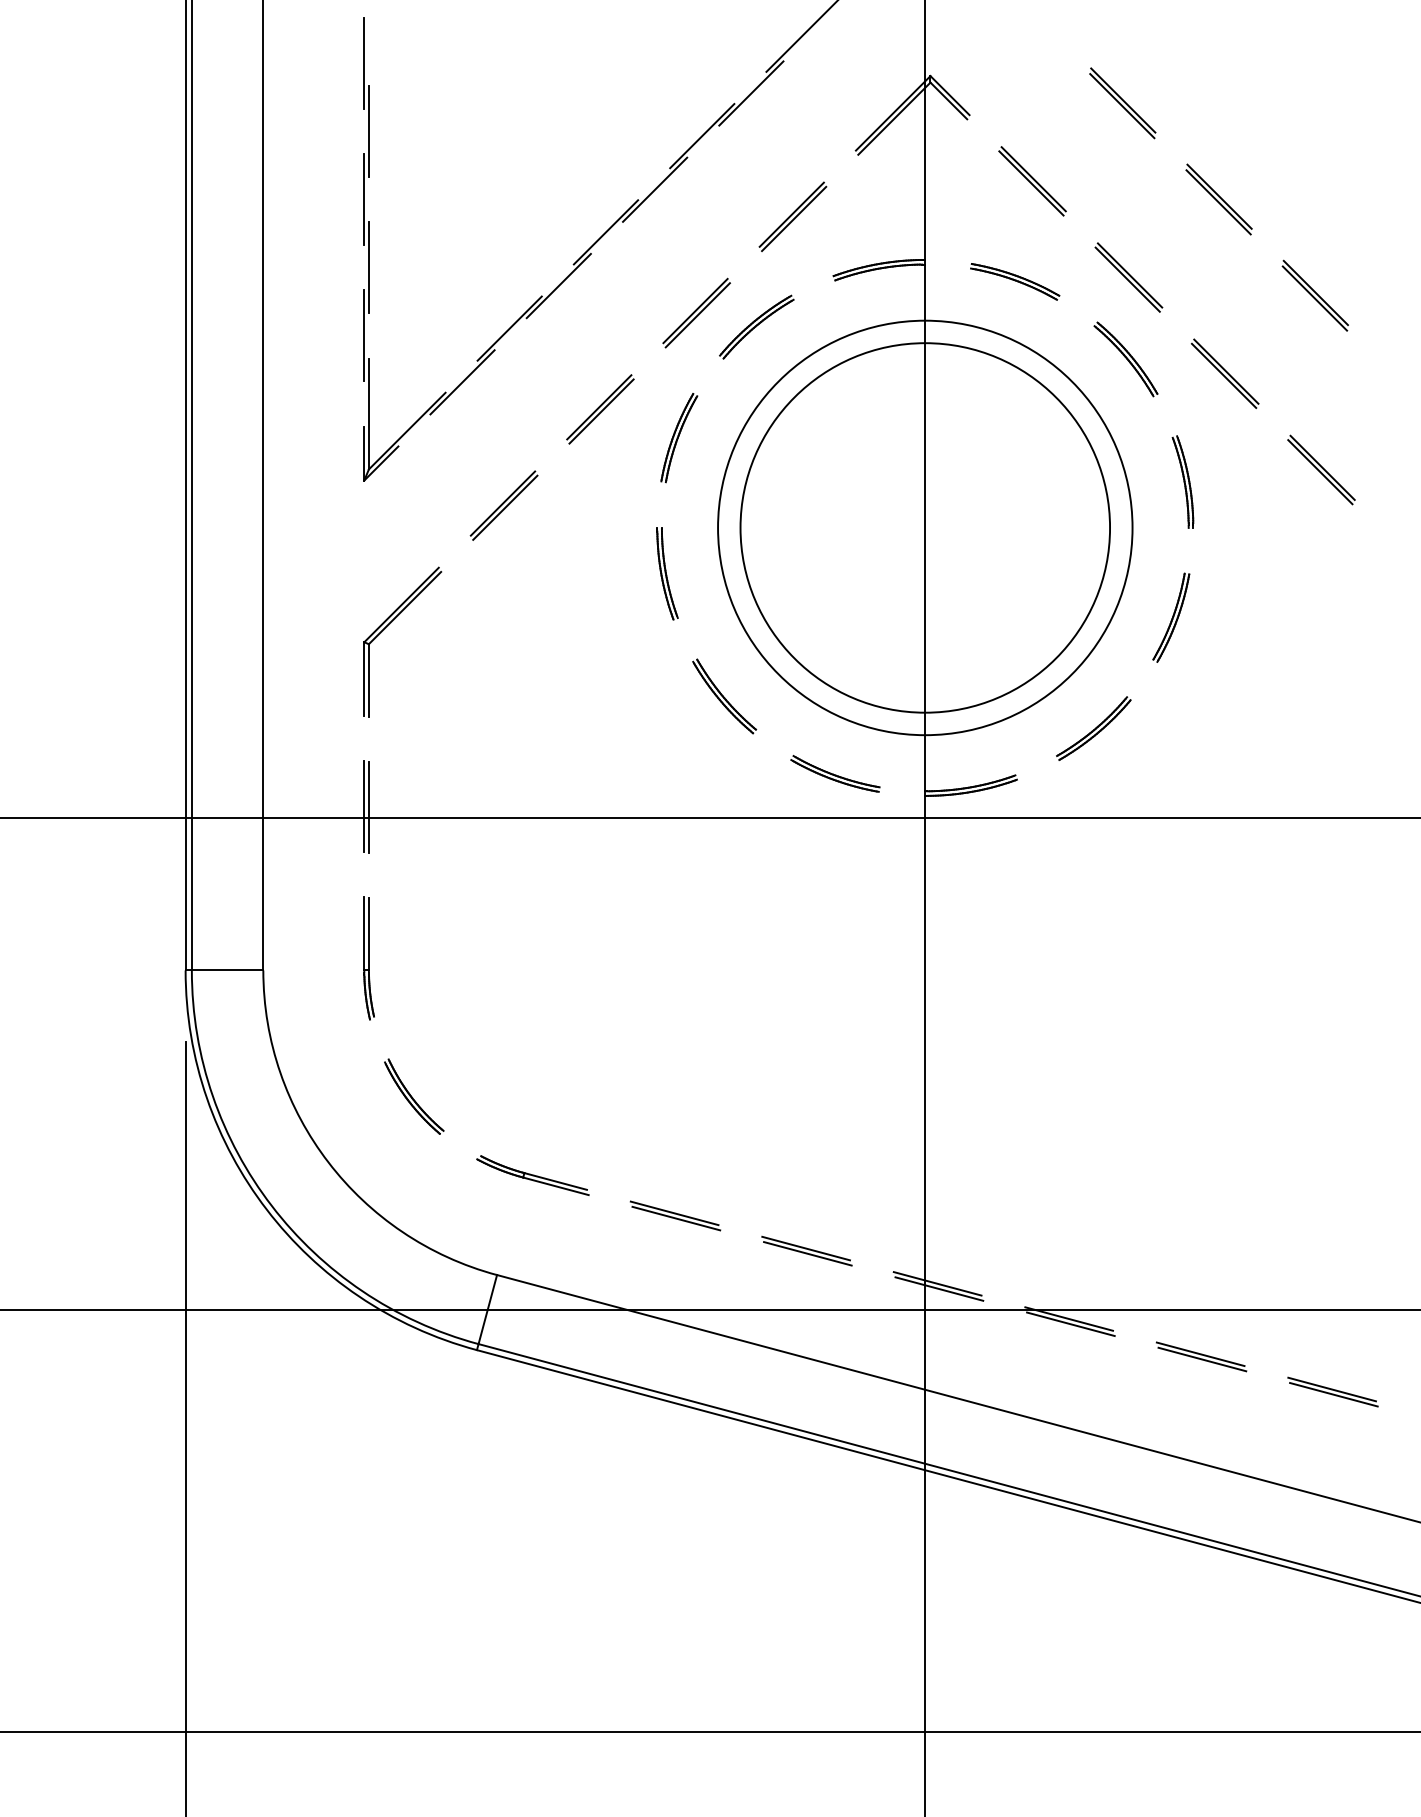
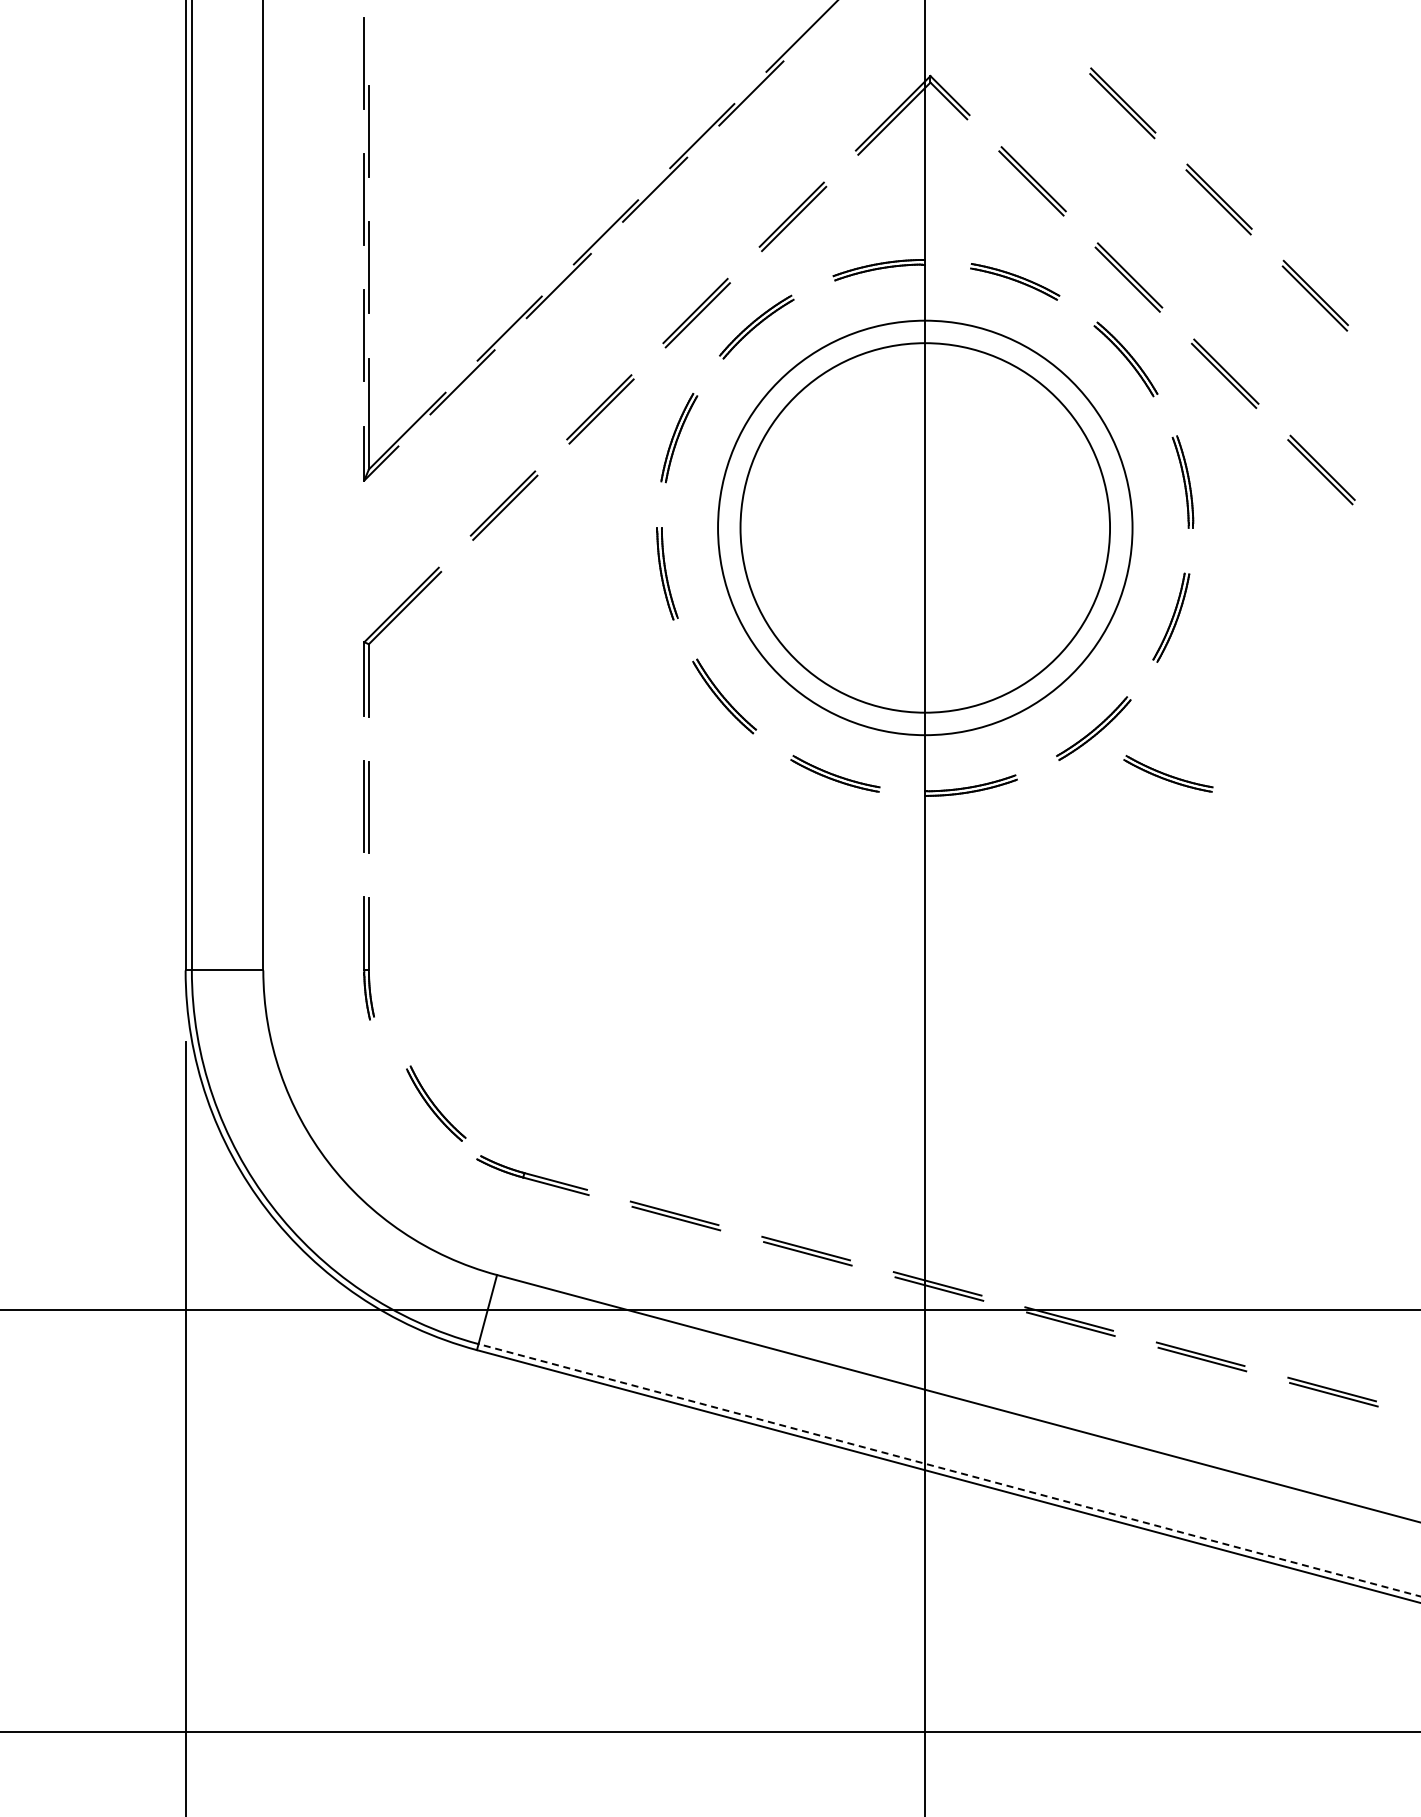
part: none -> present (1168, 773)
line: present -> none (709, 817)
part position: (414, 1096) -> (436, 1103) (436, 1103)
line: solid -> dashed (949, 1470)
